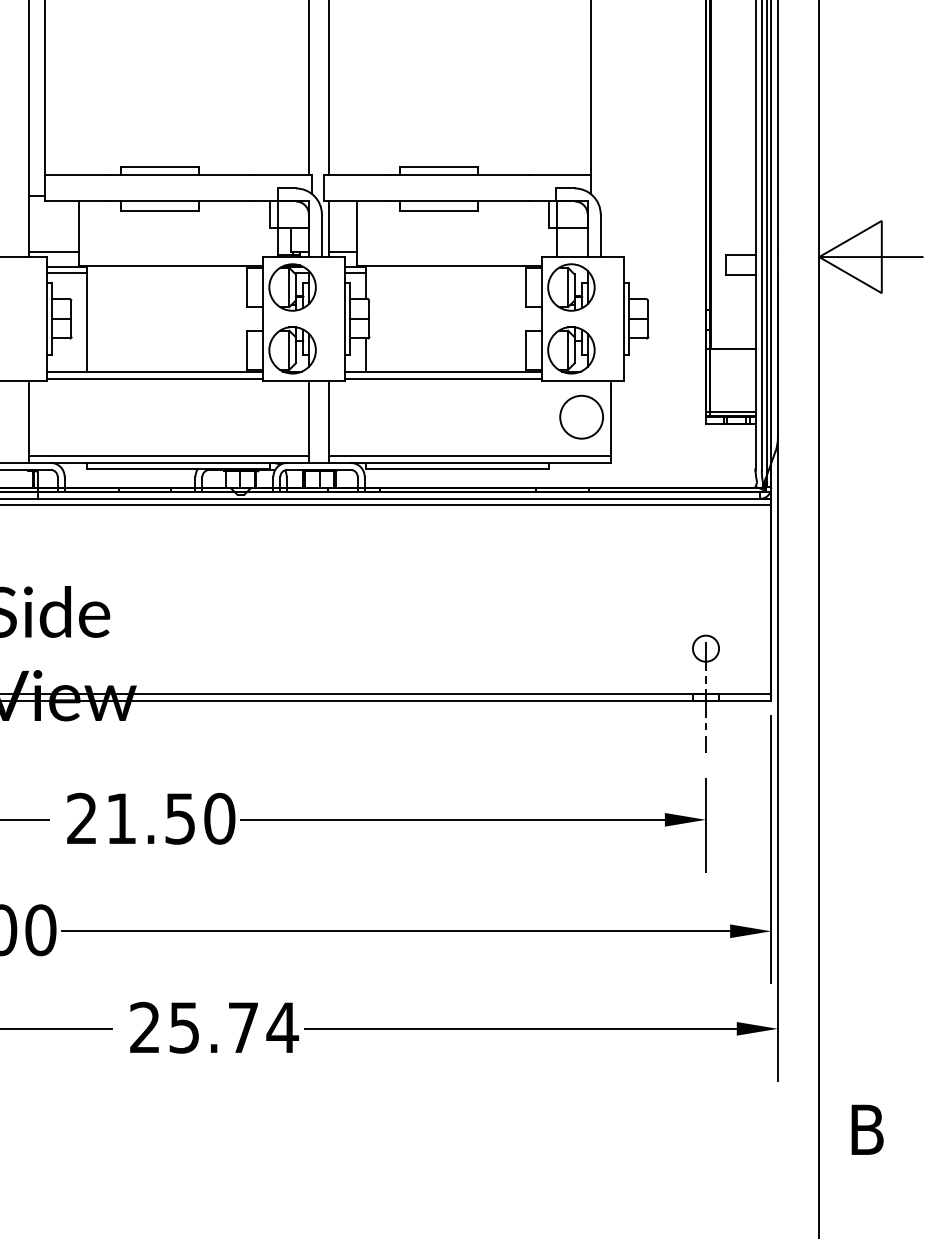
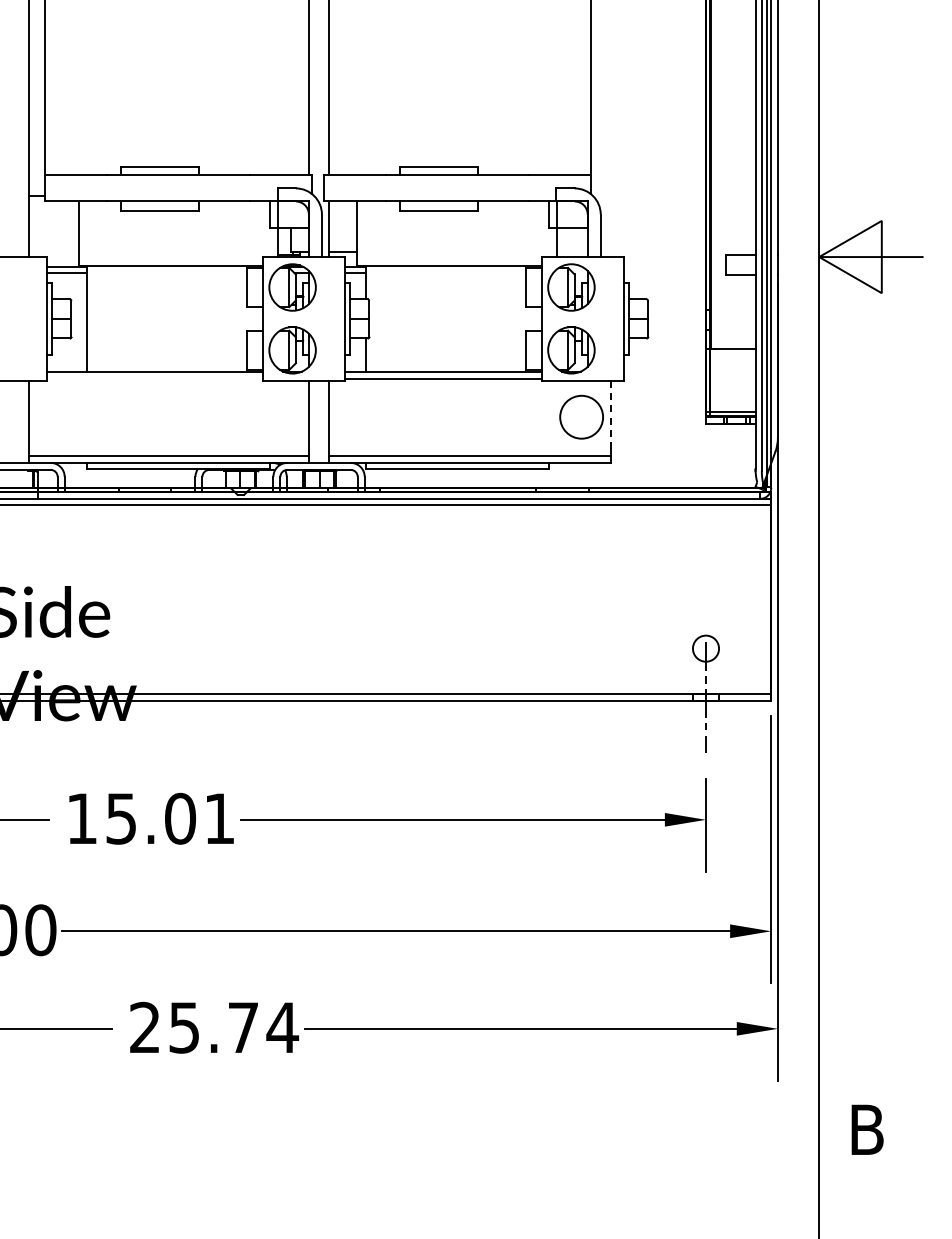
line: present -> none (53, 252)
line: present -> none (154, 378)
line: solid -> dashed (610, 417)
text: 21.50 -> 15.01 (151, 818)
